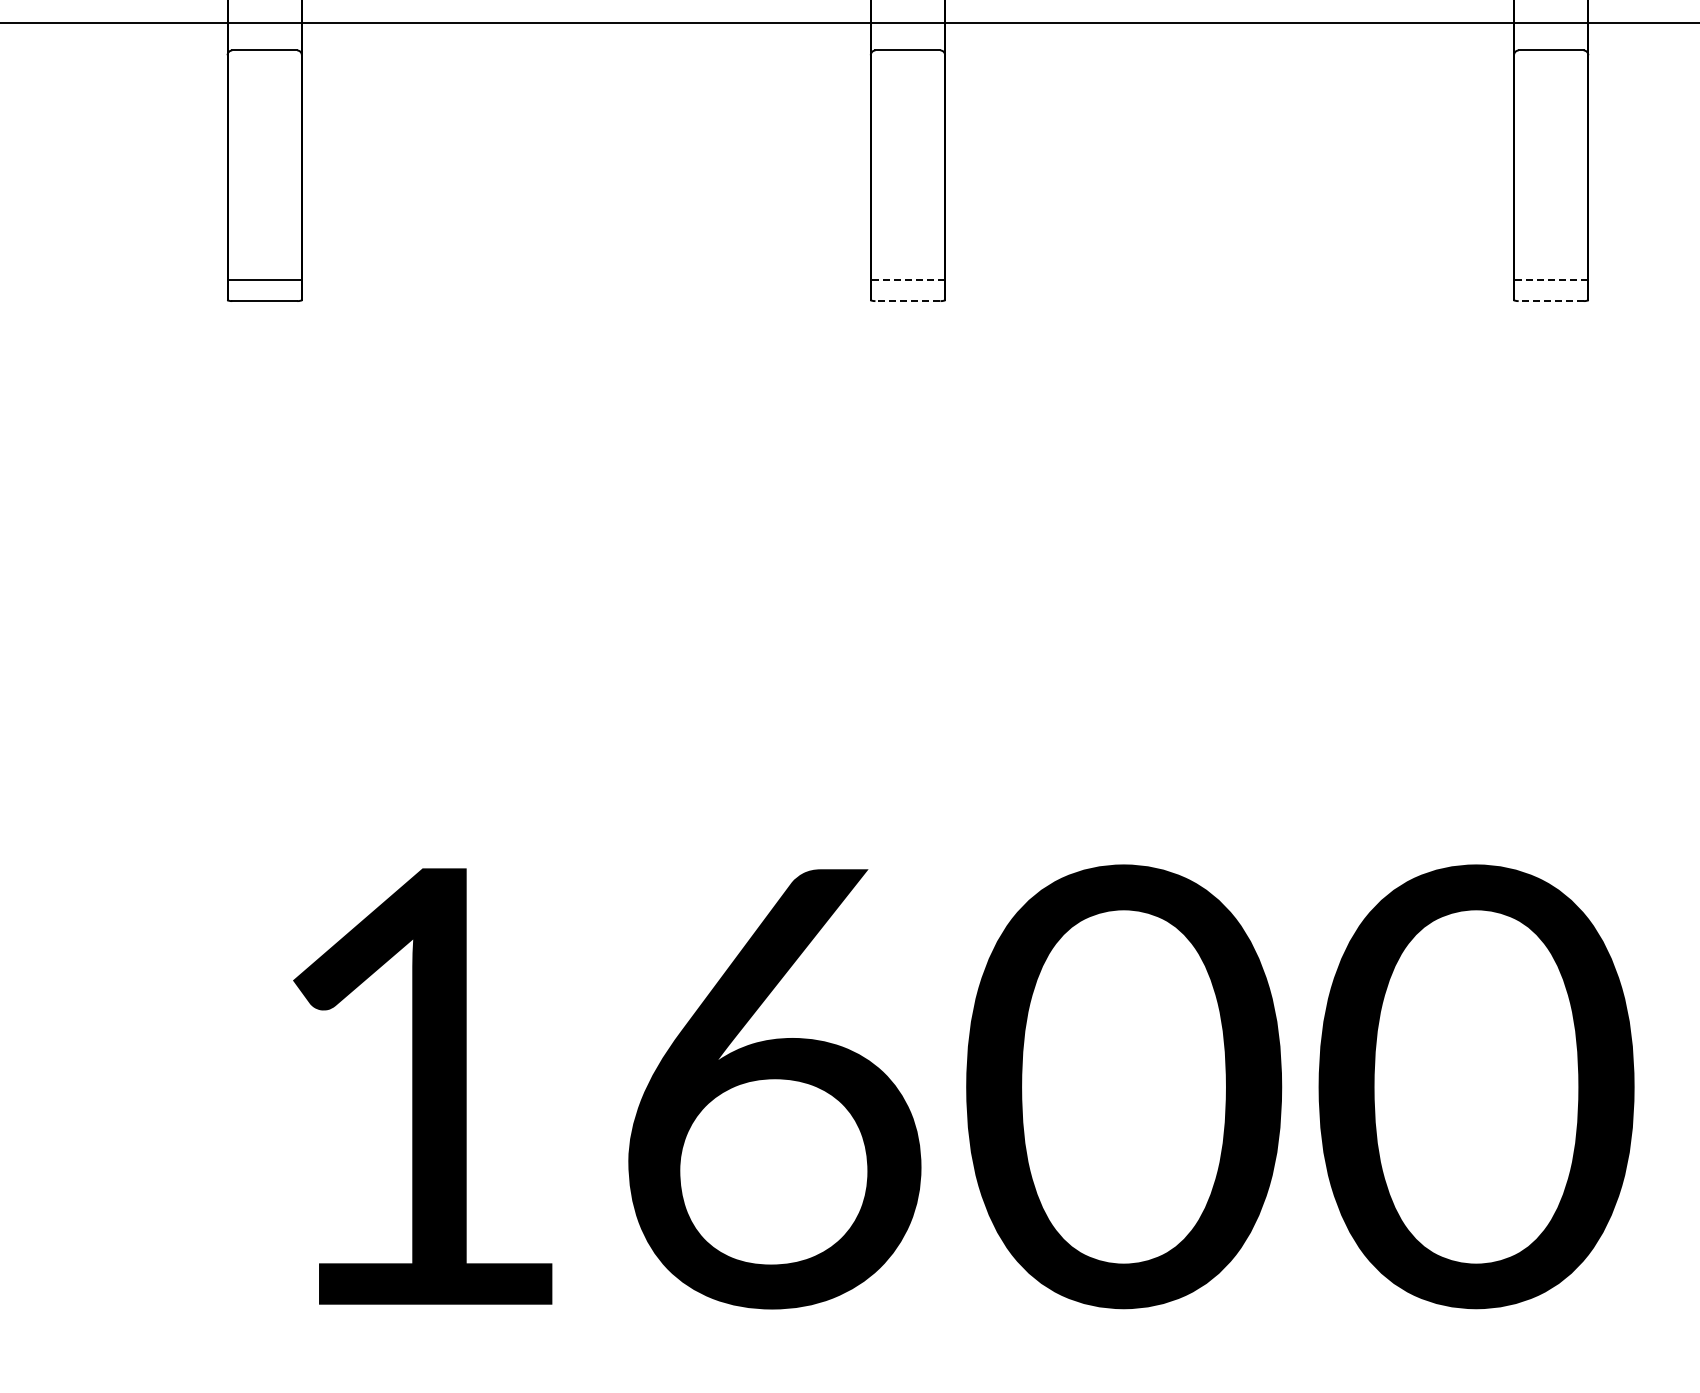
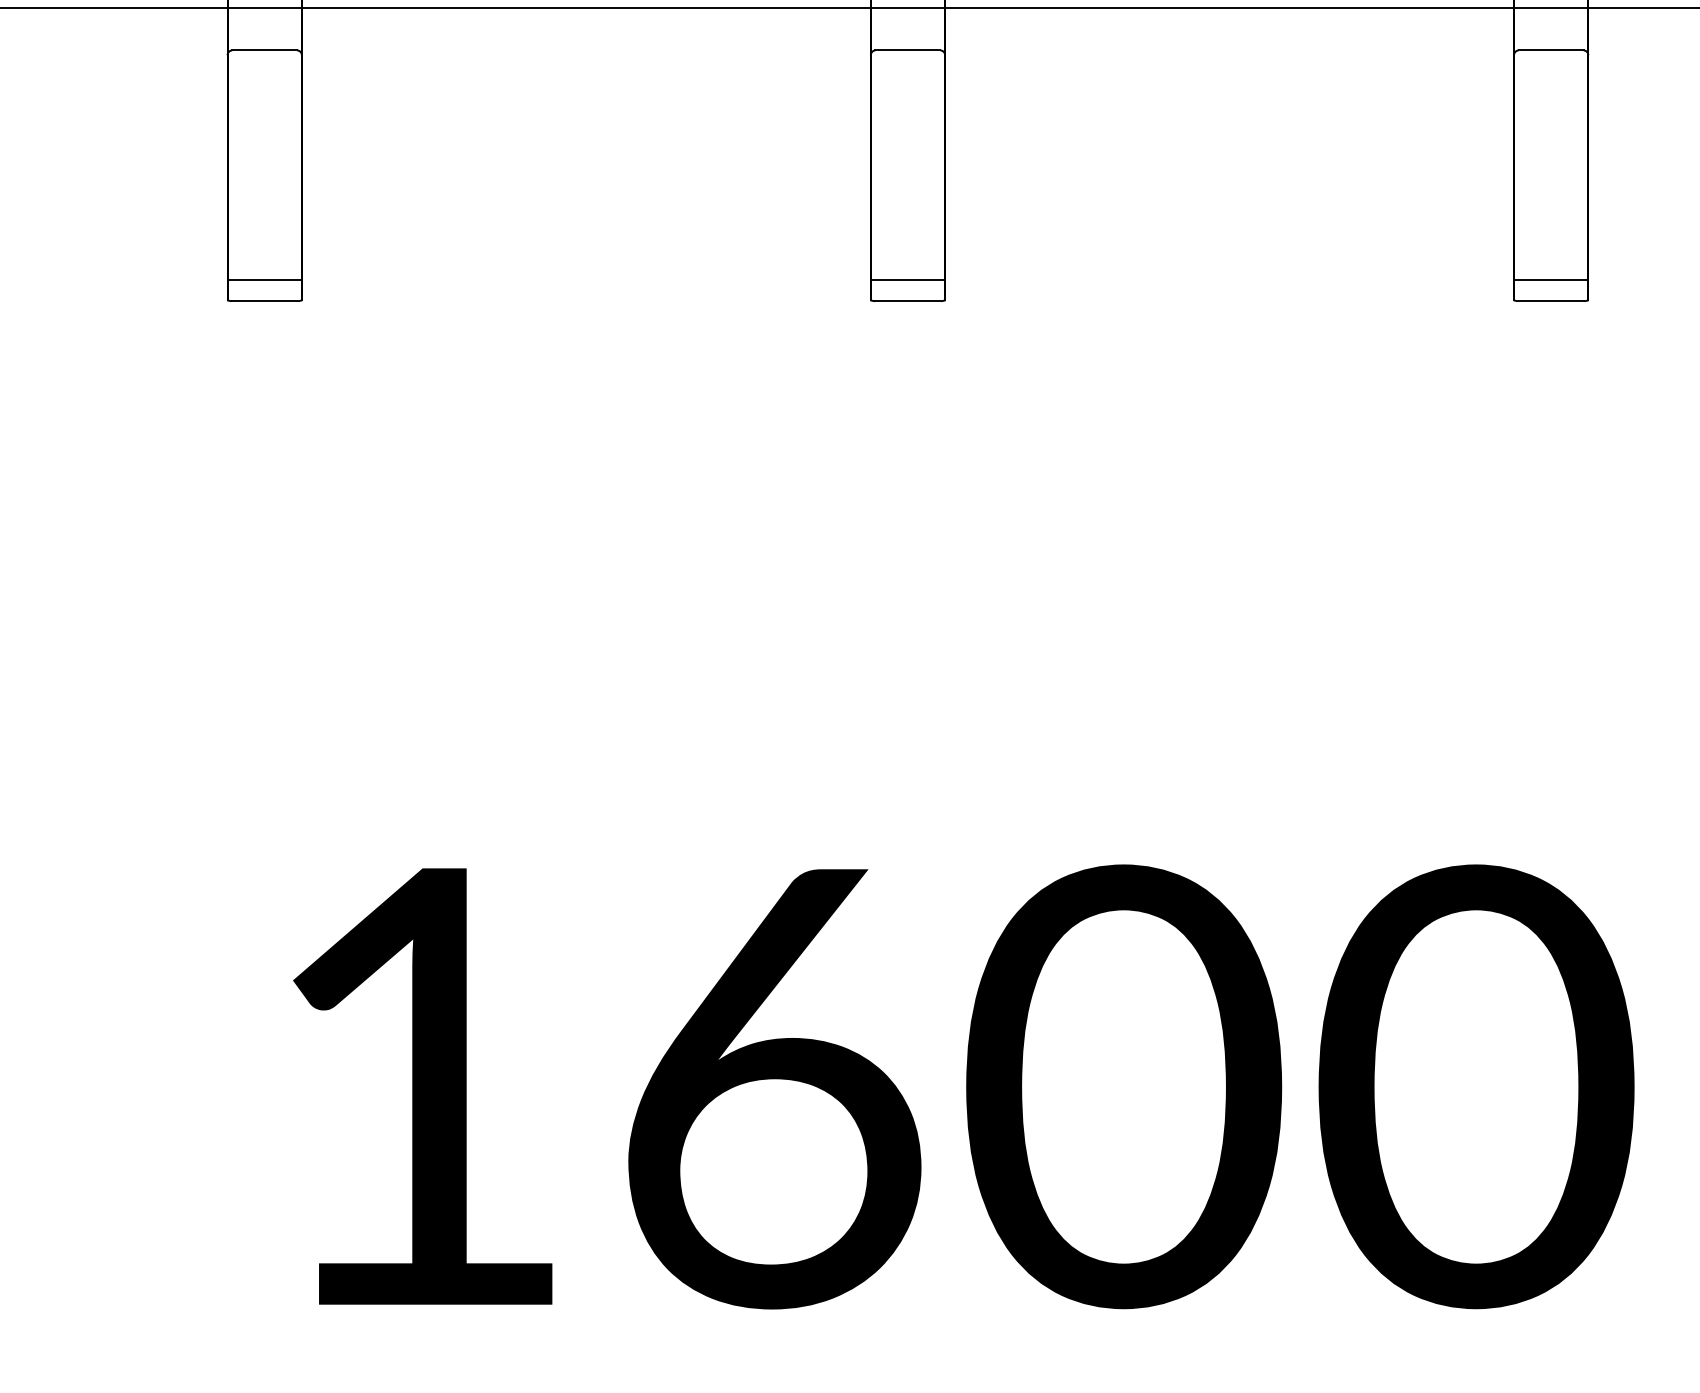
line position: (849, 23) -> (849, 8) (849, 8)
line: dashed -> solid (907, 280)
line: dashed -> solid (1550, 280)
line: dashed -> solid (907, 301)
line: dashed -> solid (1551, 301)
